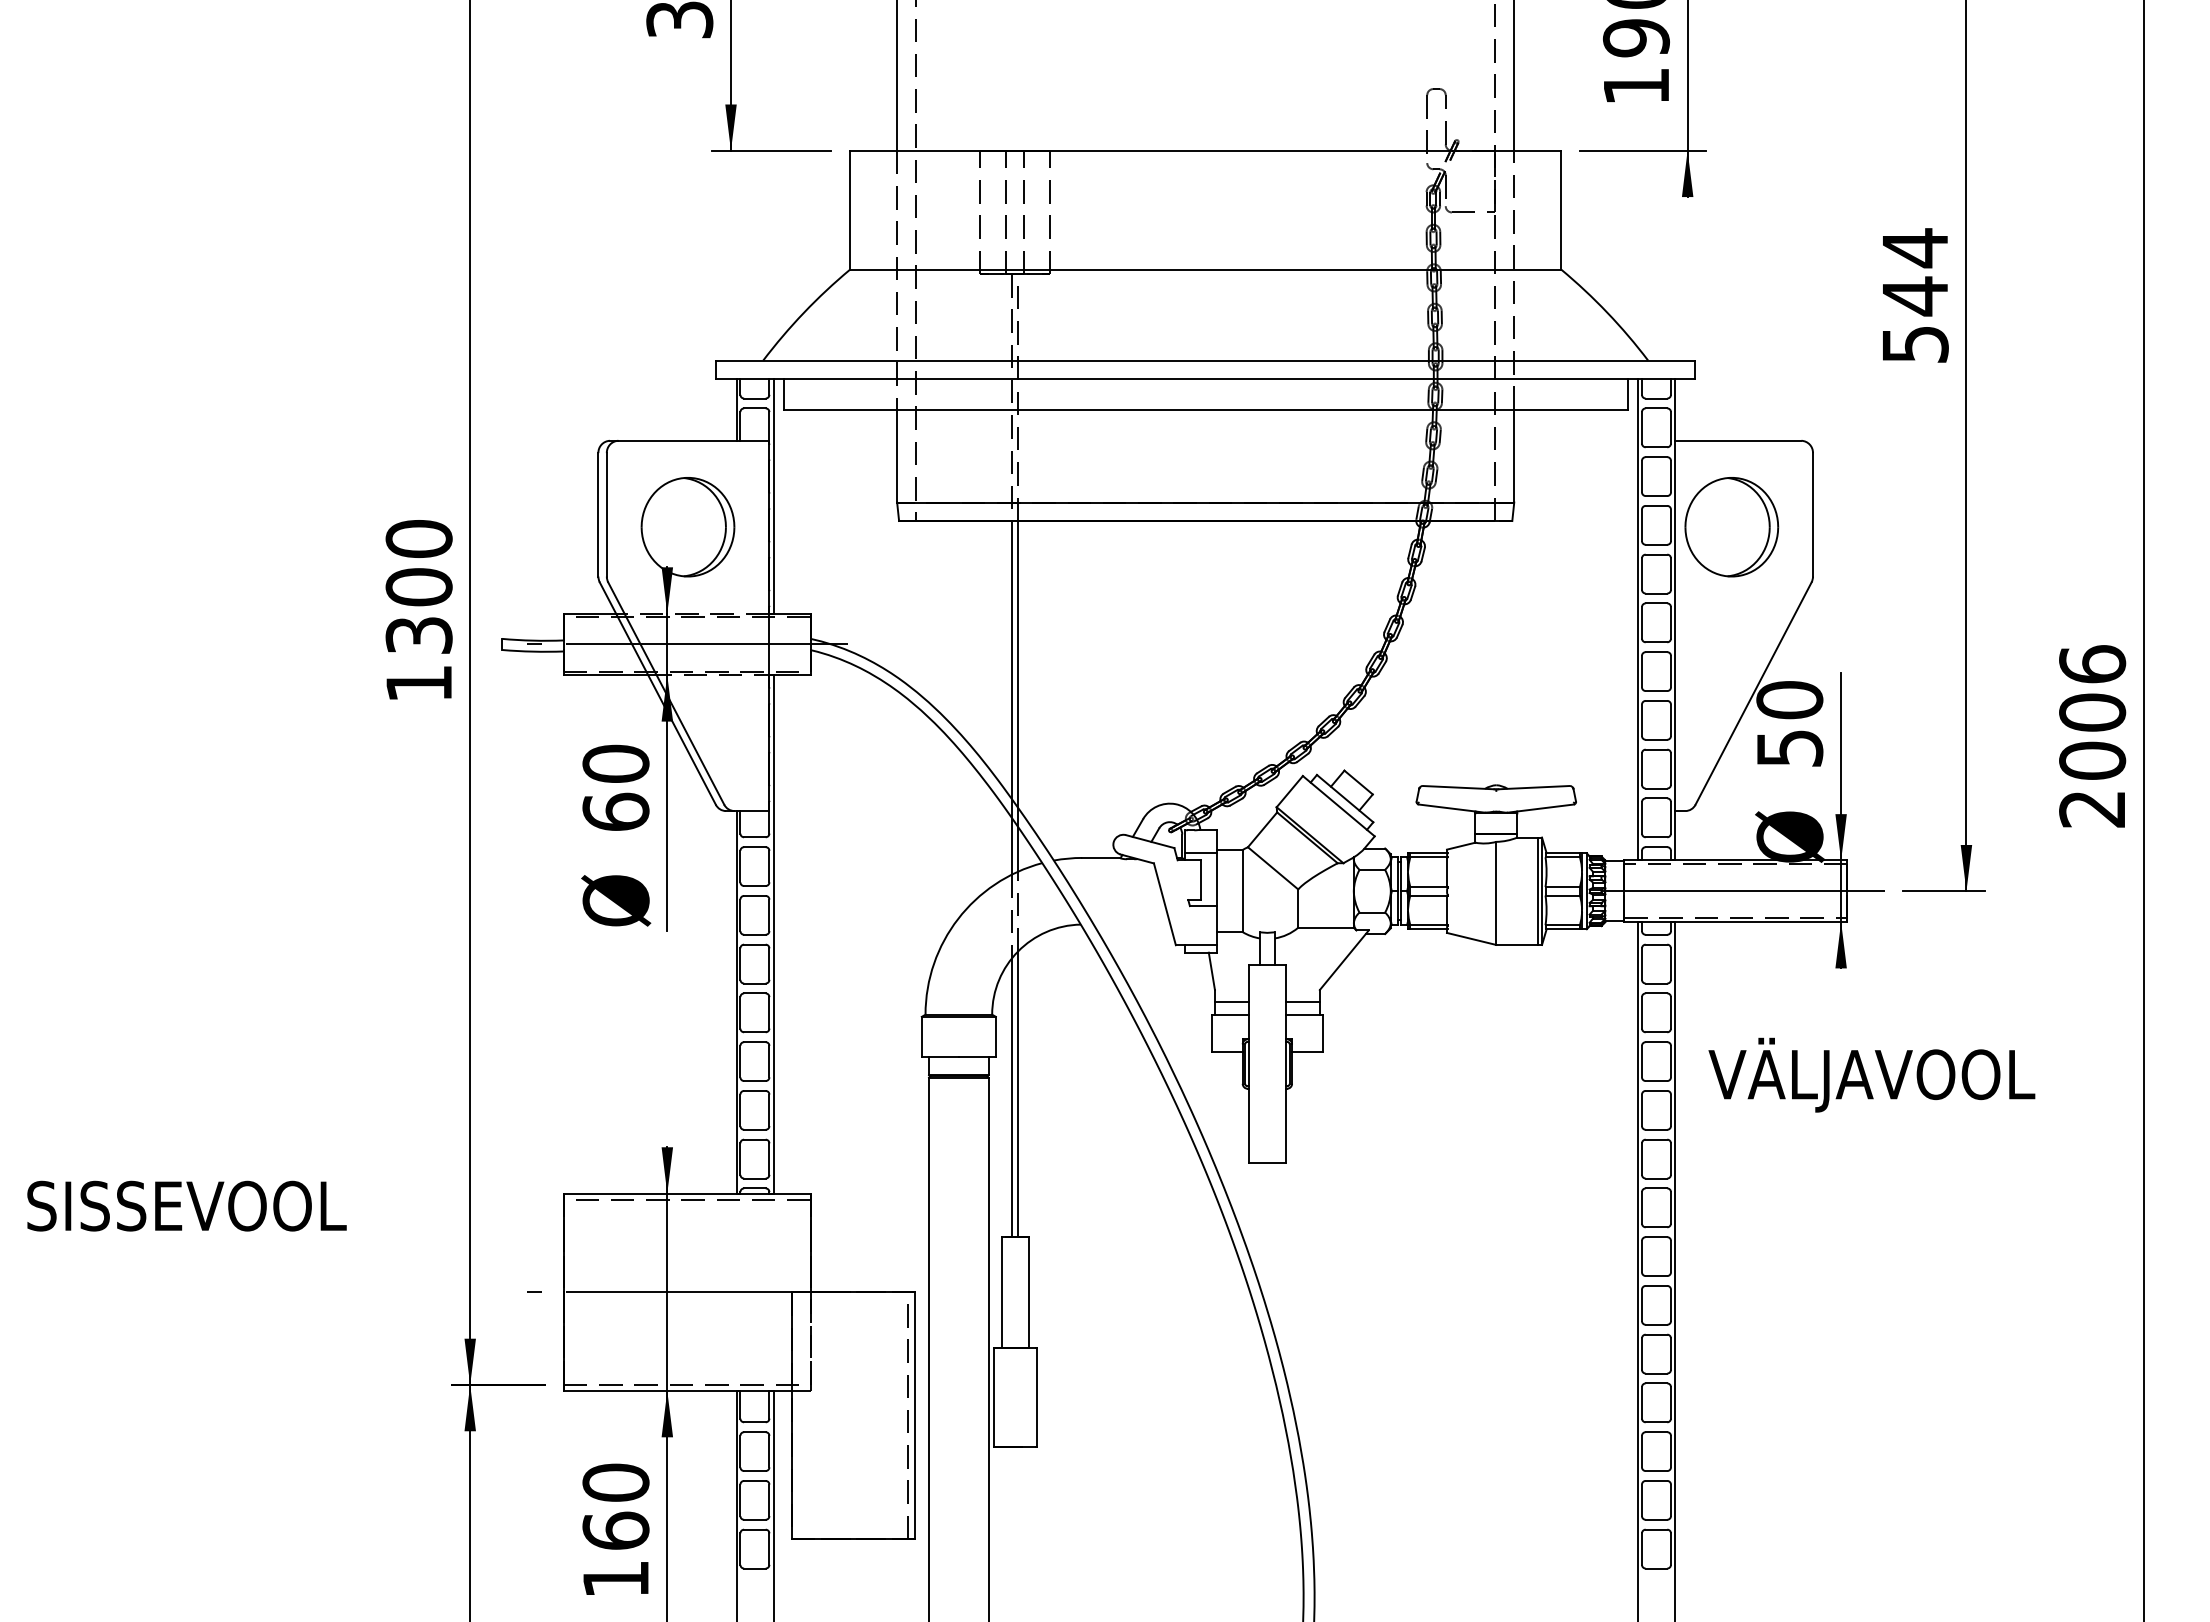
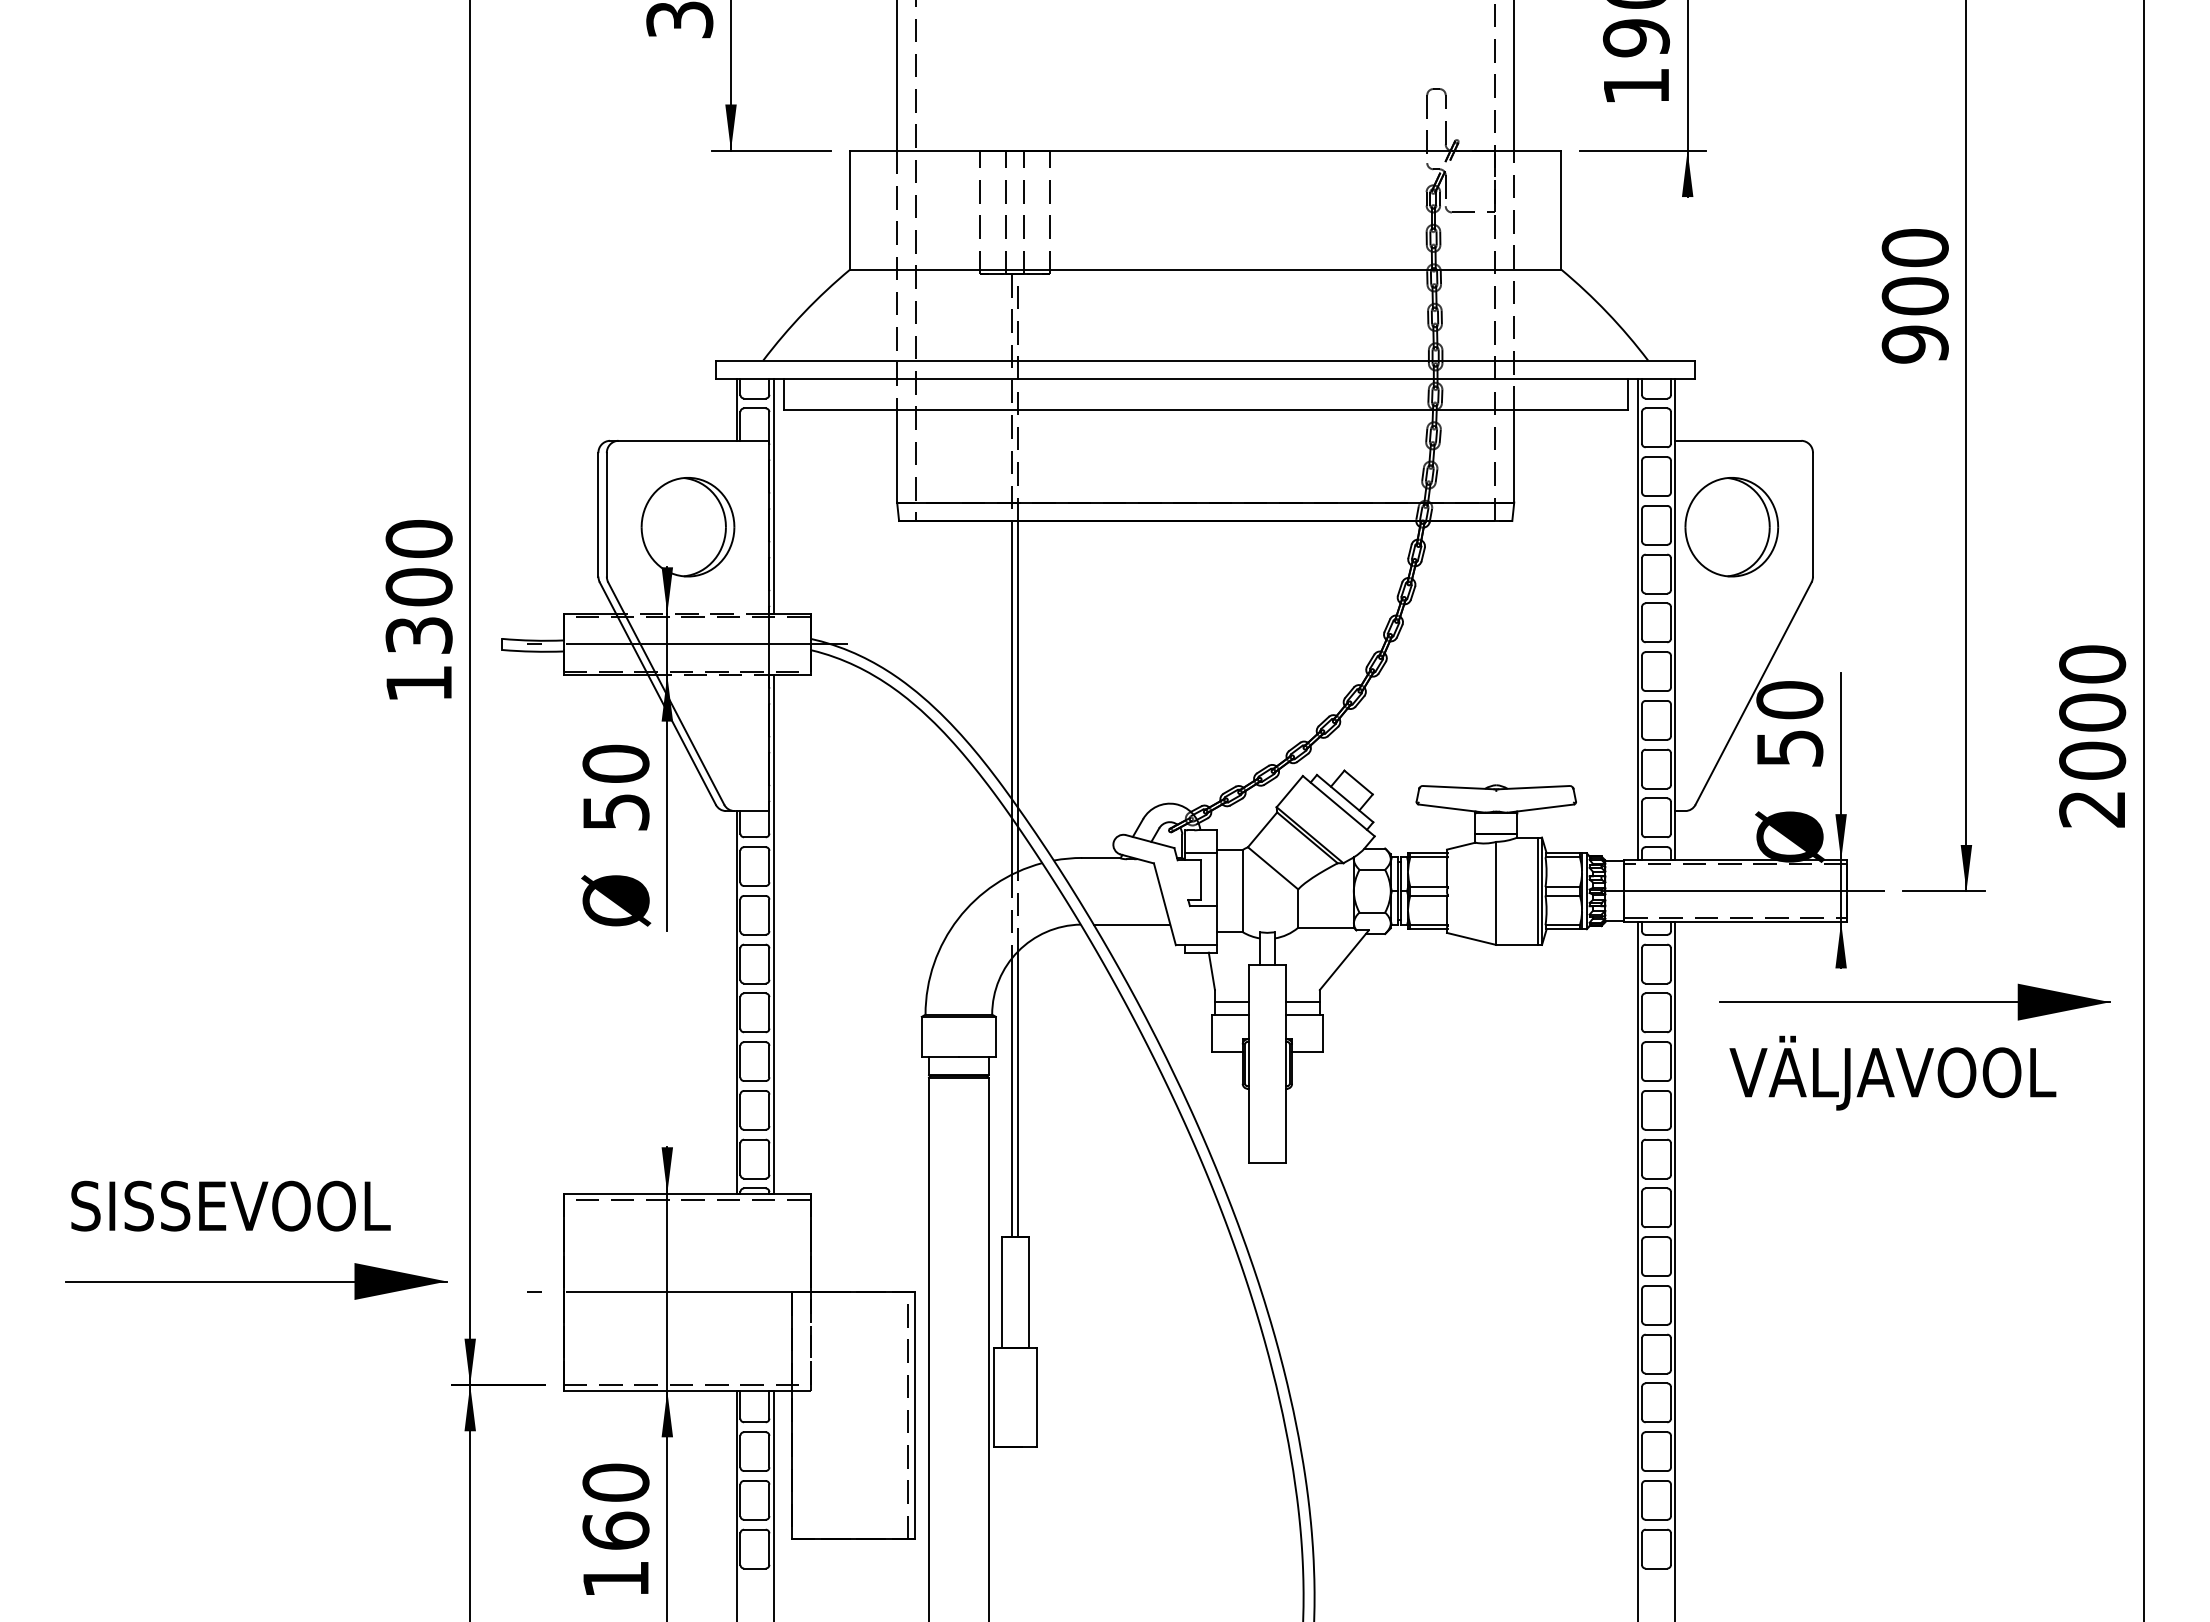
text: 544 -> 900 (1914, 295)
text: 2006 -> 2000 (2092, 664)
text: 60 -> 50 (615, 811)
line: none -> present (1131, 924)
part: none -> present (1914, 1001)
text position: (1871, 1074) -> (1892, 1072) (1892, 1072)
text position: (186, 1205) -> (230, 1205) (230, 1205)
part: none -> present (256, 1281)
